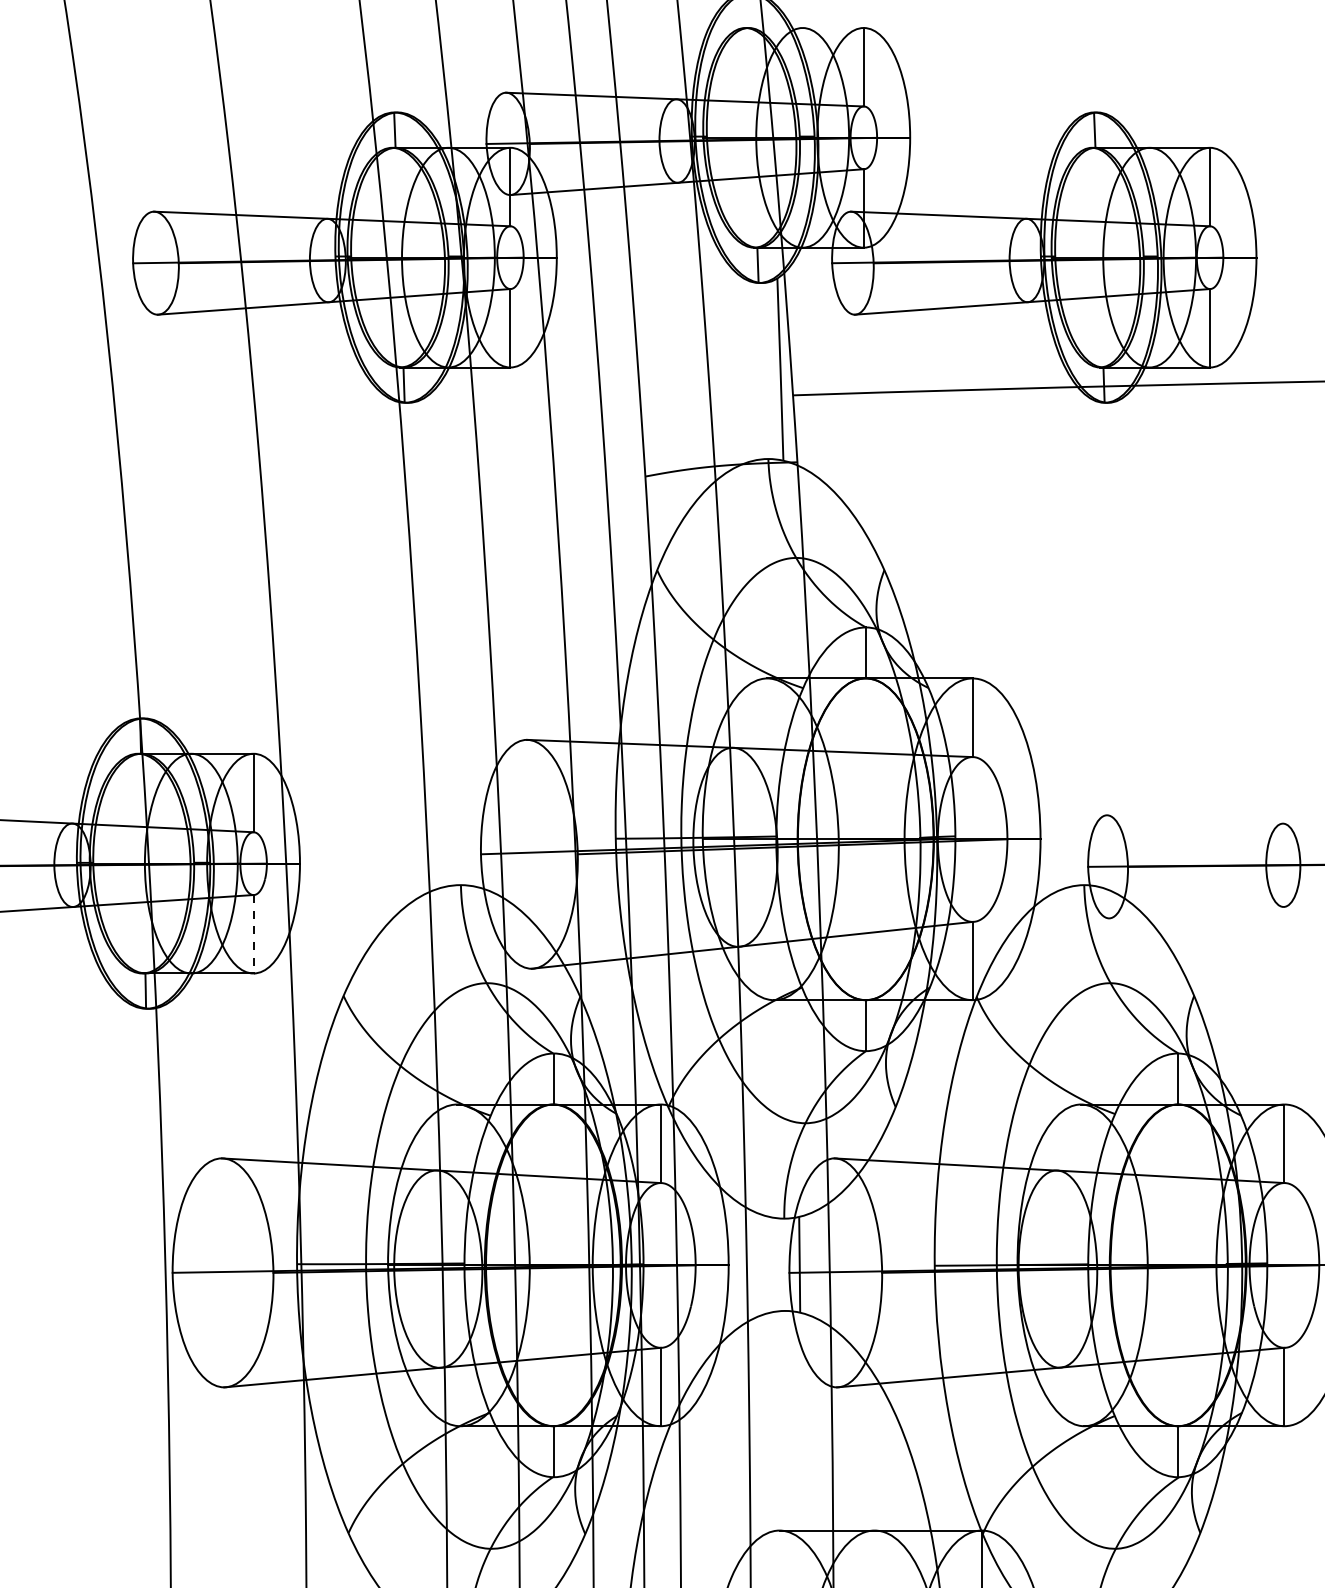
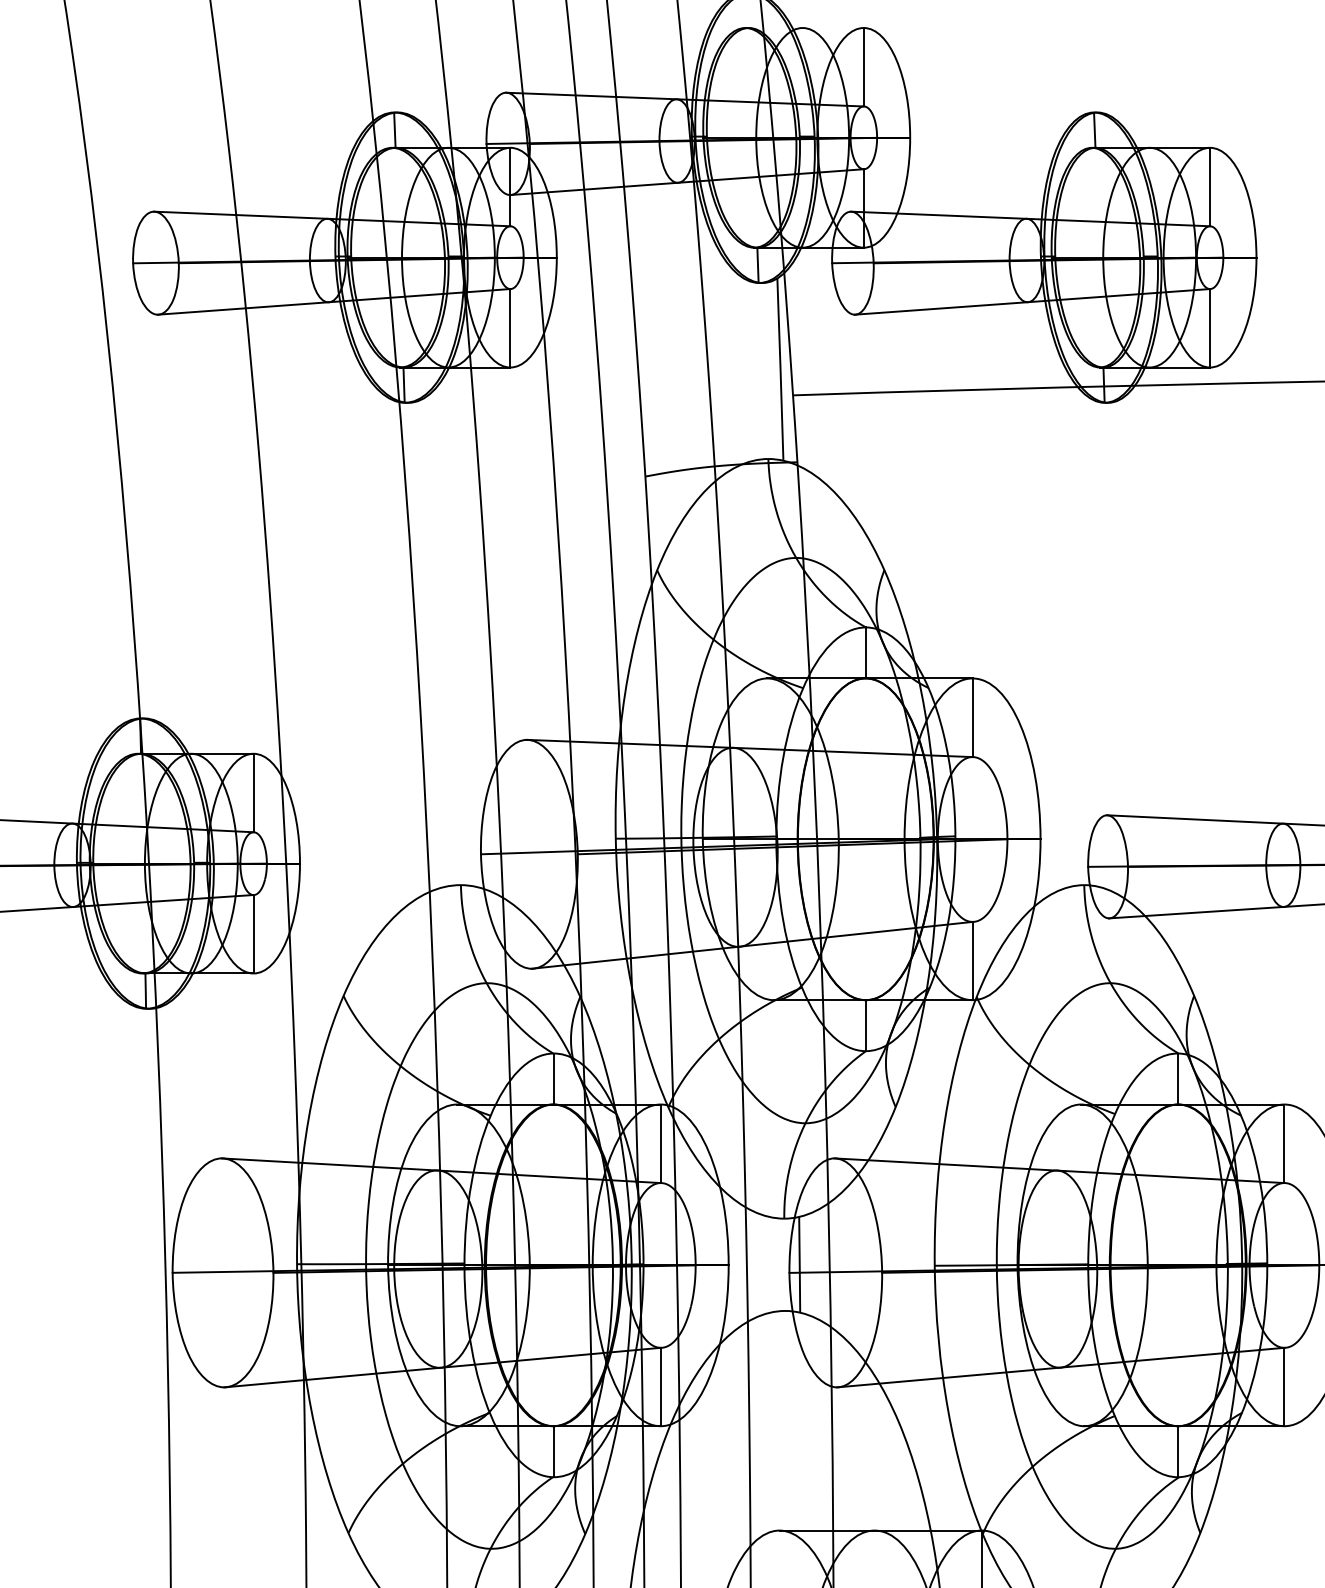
line: none -> present (1214, 820)
line: none -> present (1214, 911)
line: dashed -> solid (253, 934)
